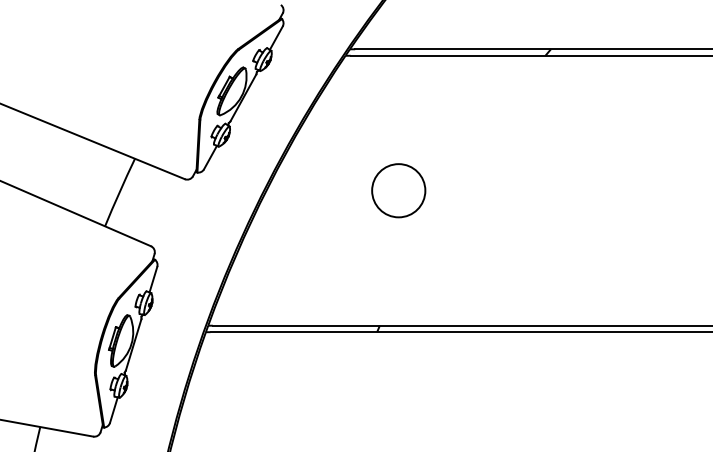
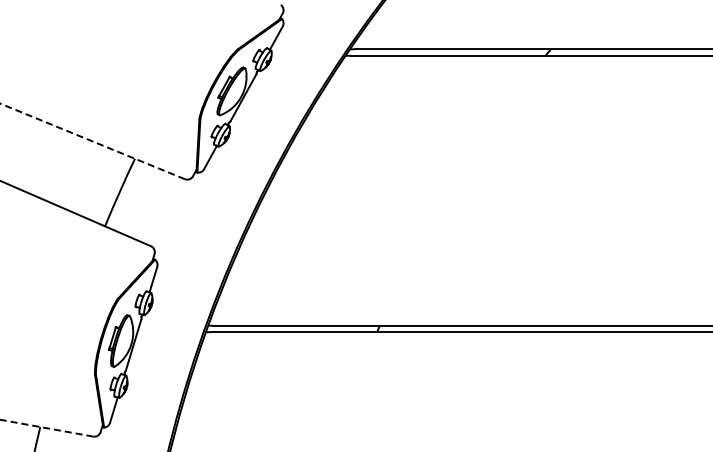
line: solid -> dashed (92, 141)
circle: present -> none (398, 190)
line: solid -> dashed (47, 428)
